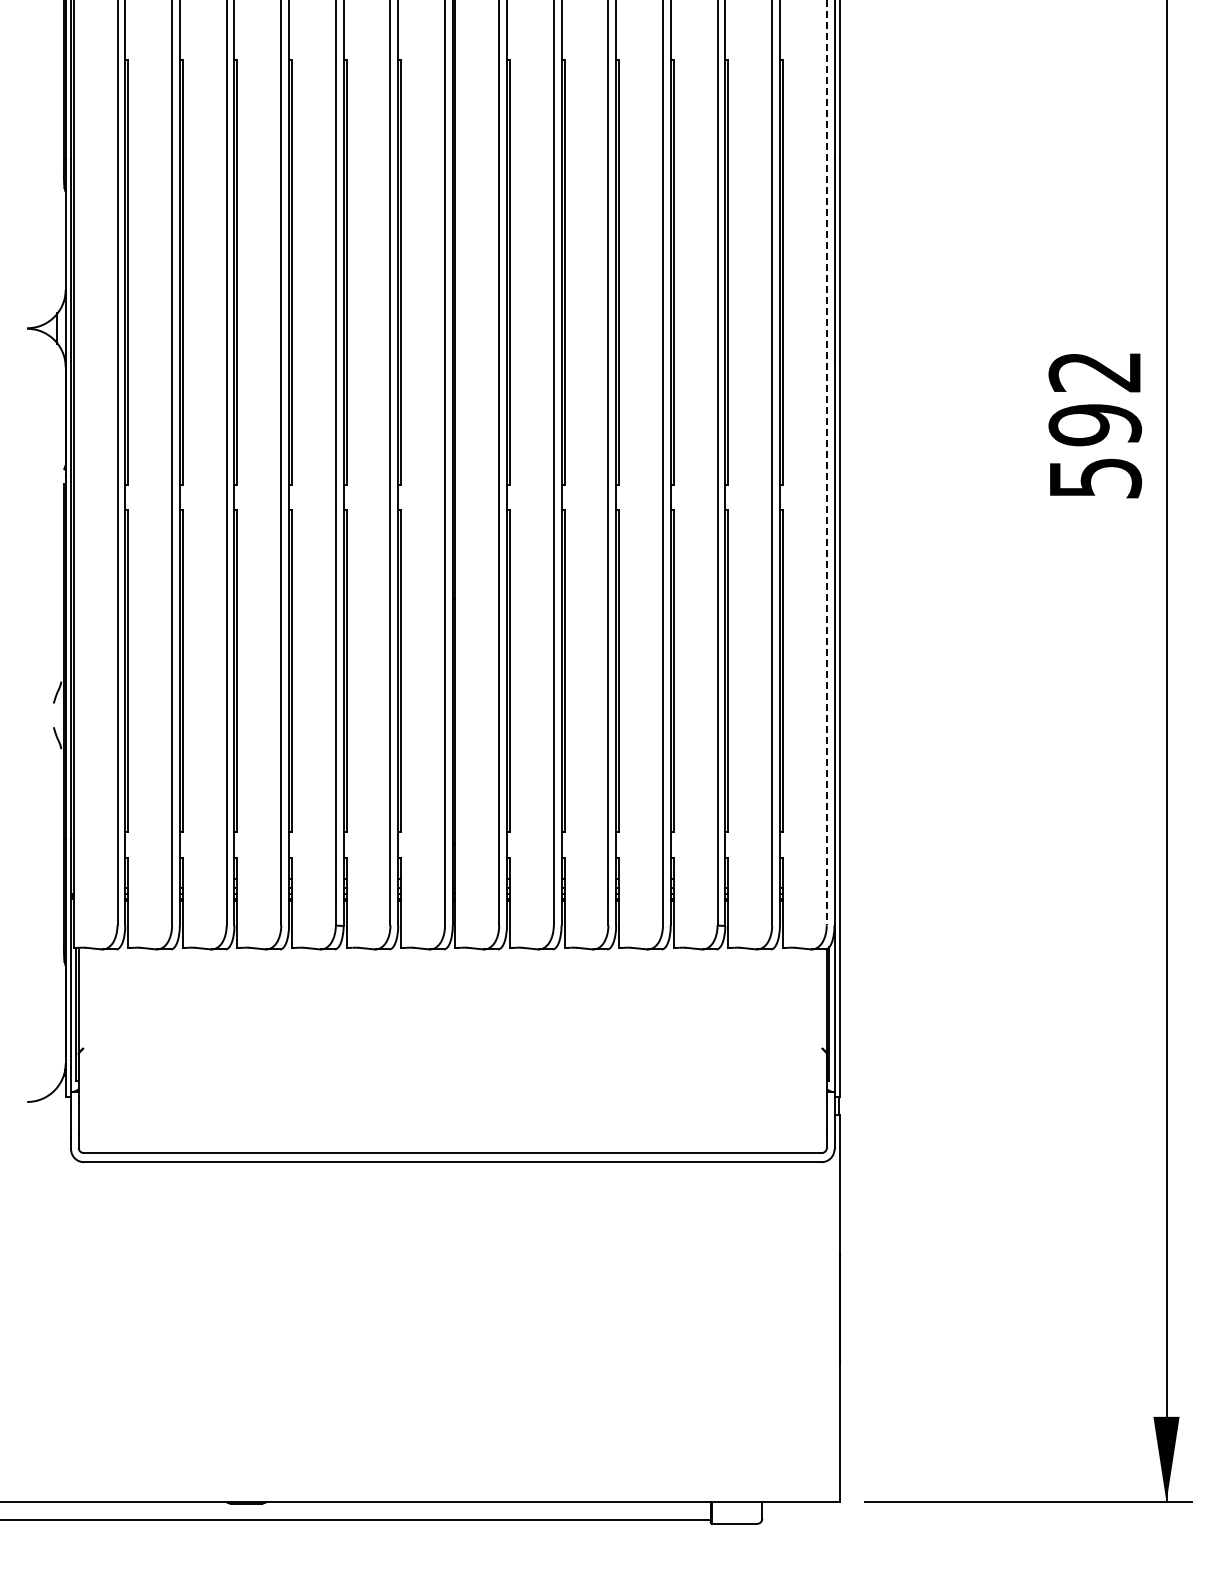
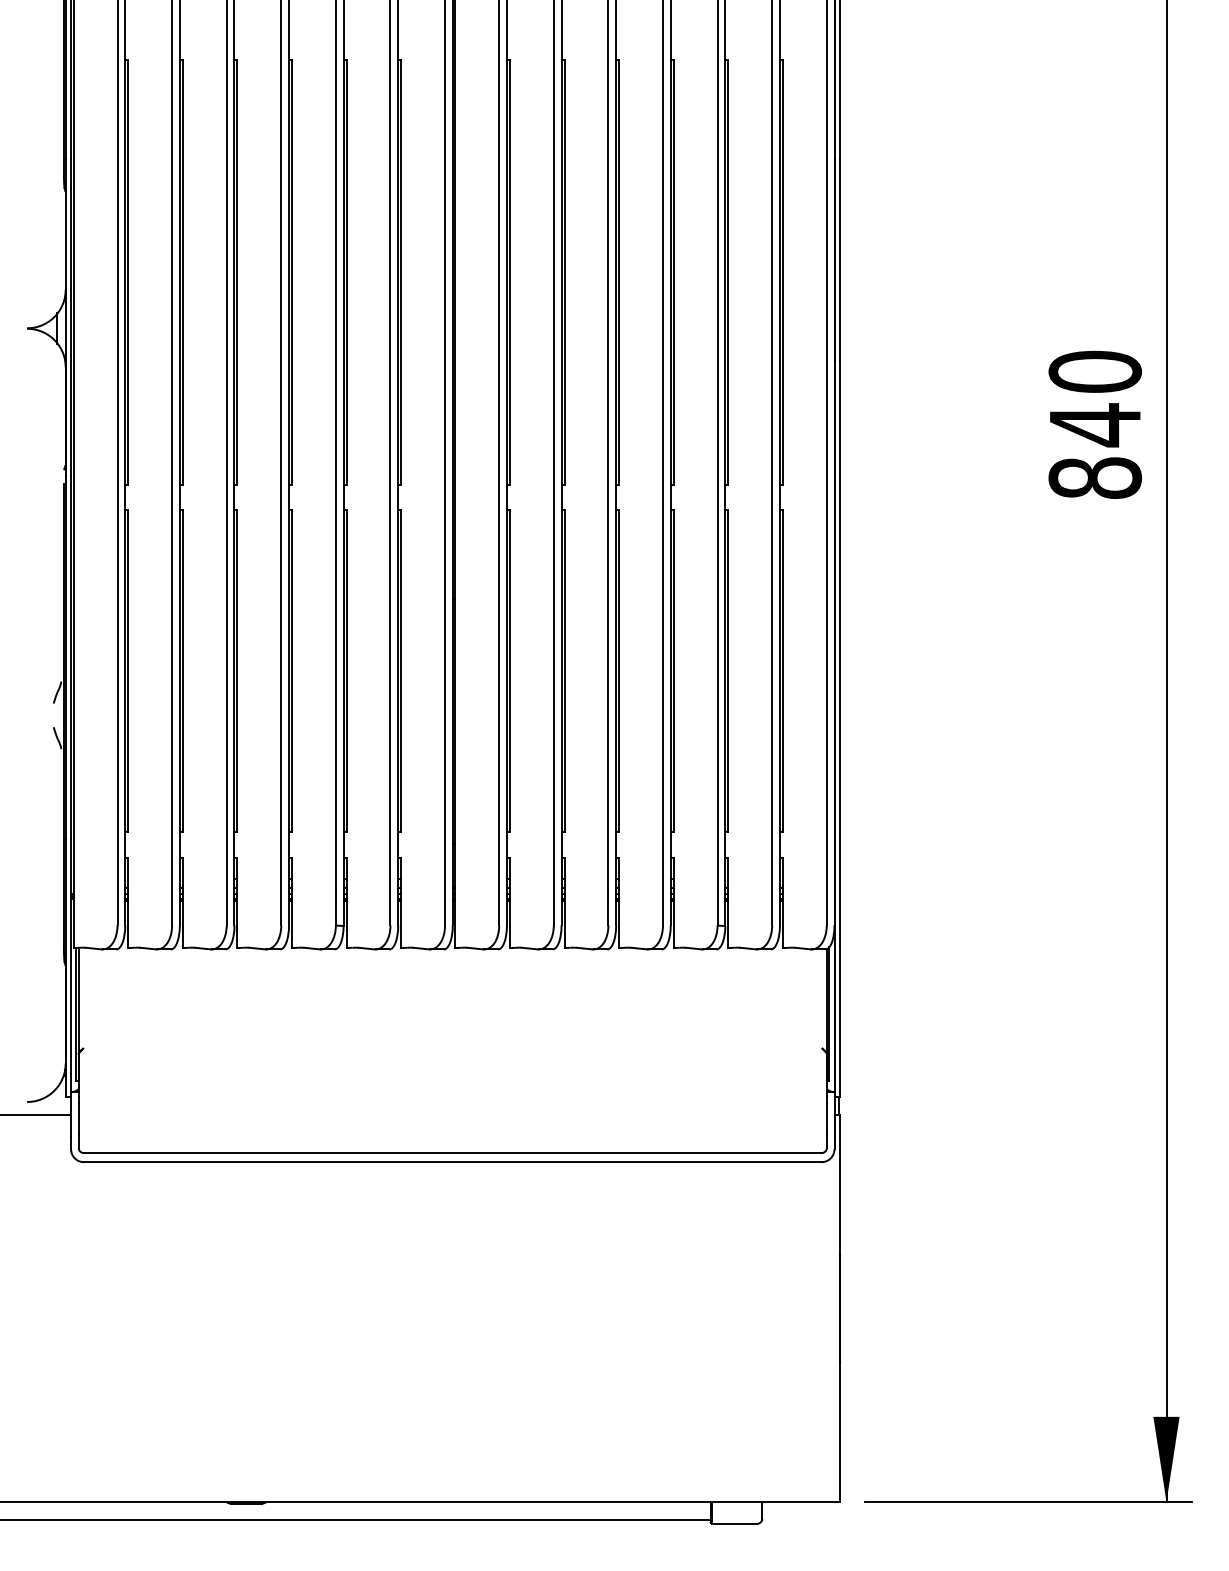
text: 592 -> 840 (1095, 424)
line: dashed -> solid (826, 463)
line: none -> present (36, 1115)
